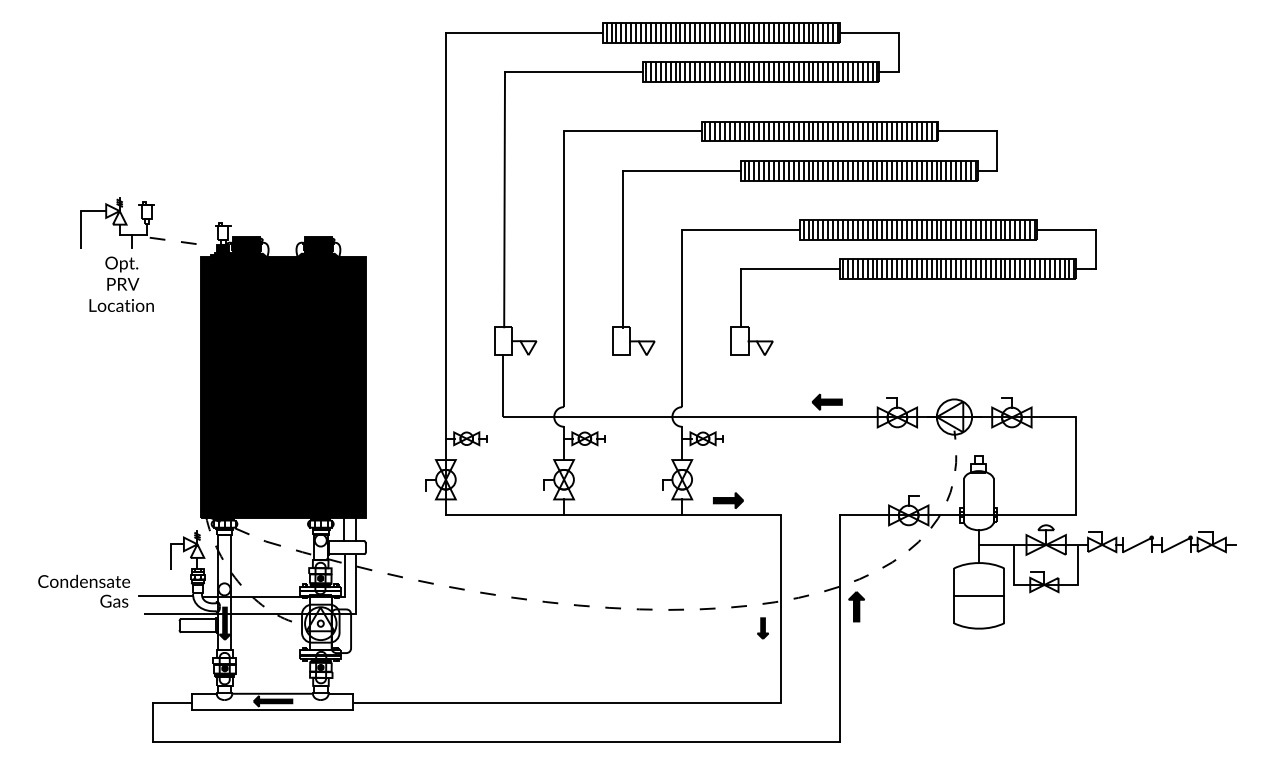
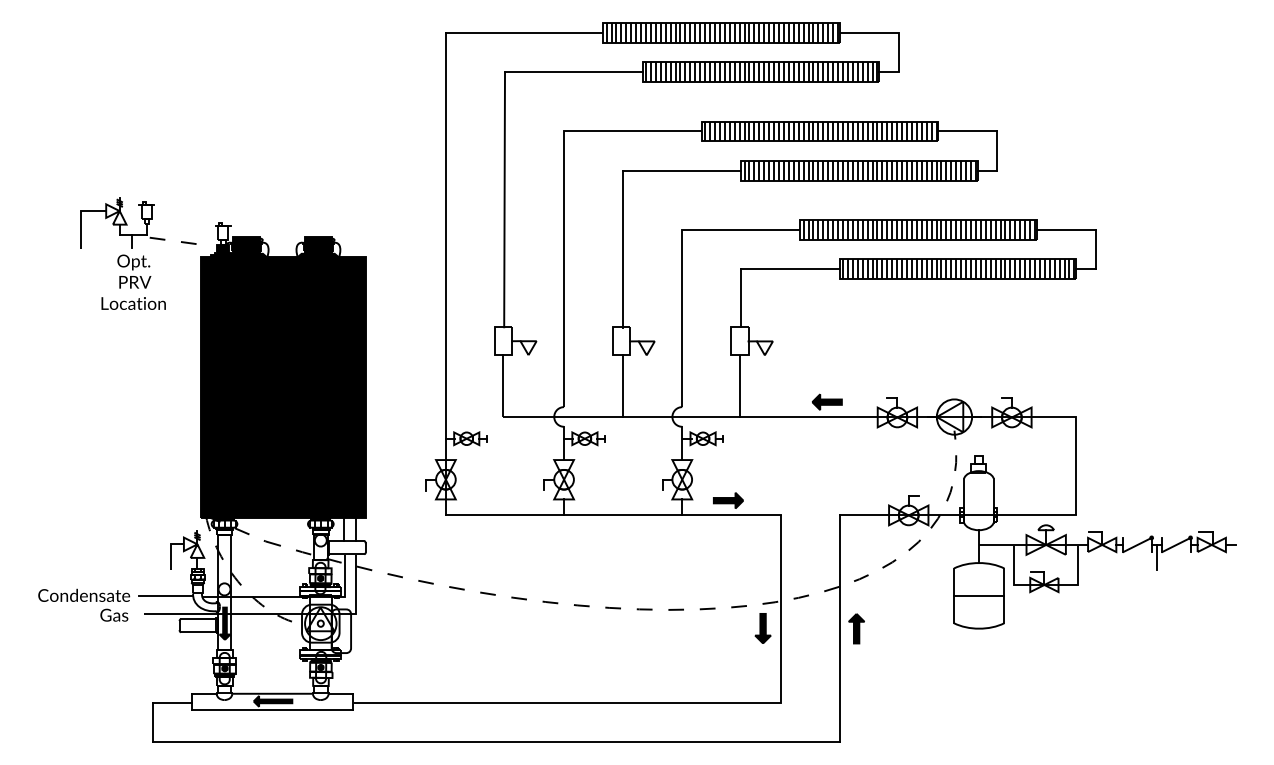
text position: (121, 283) -> (133, 281) (133, 281)
line: none -> present (623, 386)
line: none -> present (740, 386)
line: none -> present (1156, 556)
text position: (84, 590) -> (84, 604) (84, 604)
part position: (856, 606) -> (856, 628) (856, 628)
part size: 12x23 px -> 18x31 px (762, 628)
